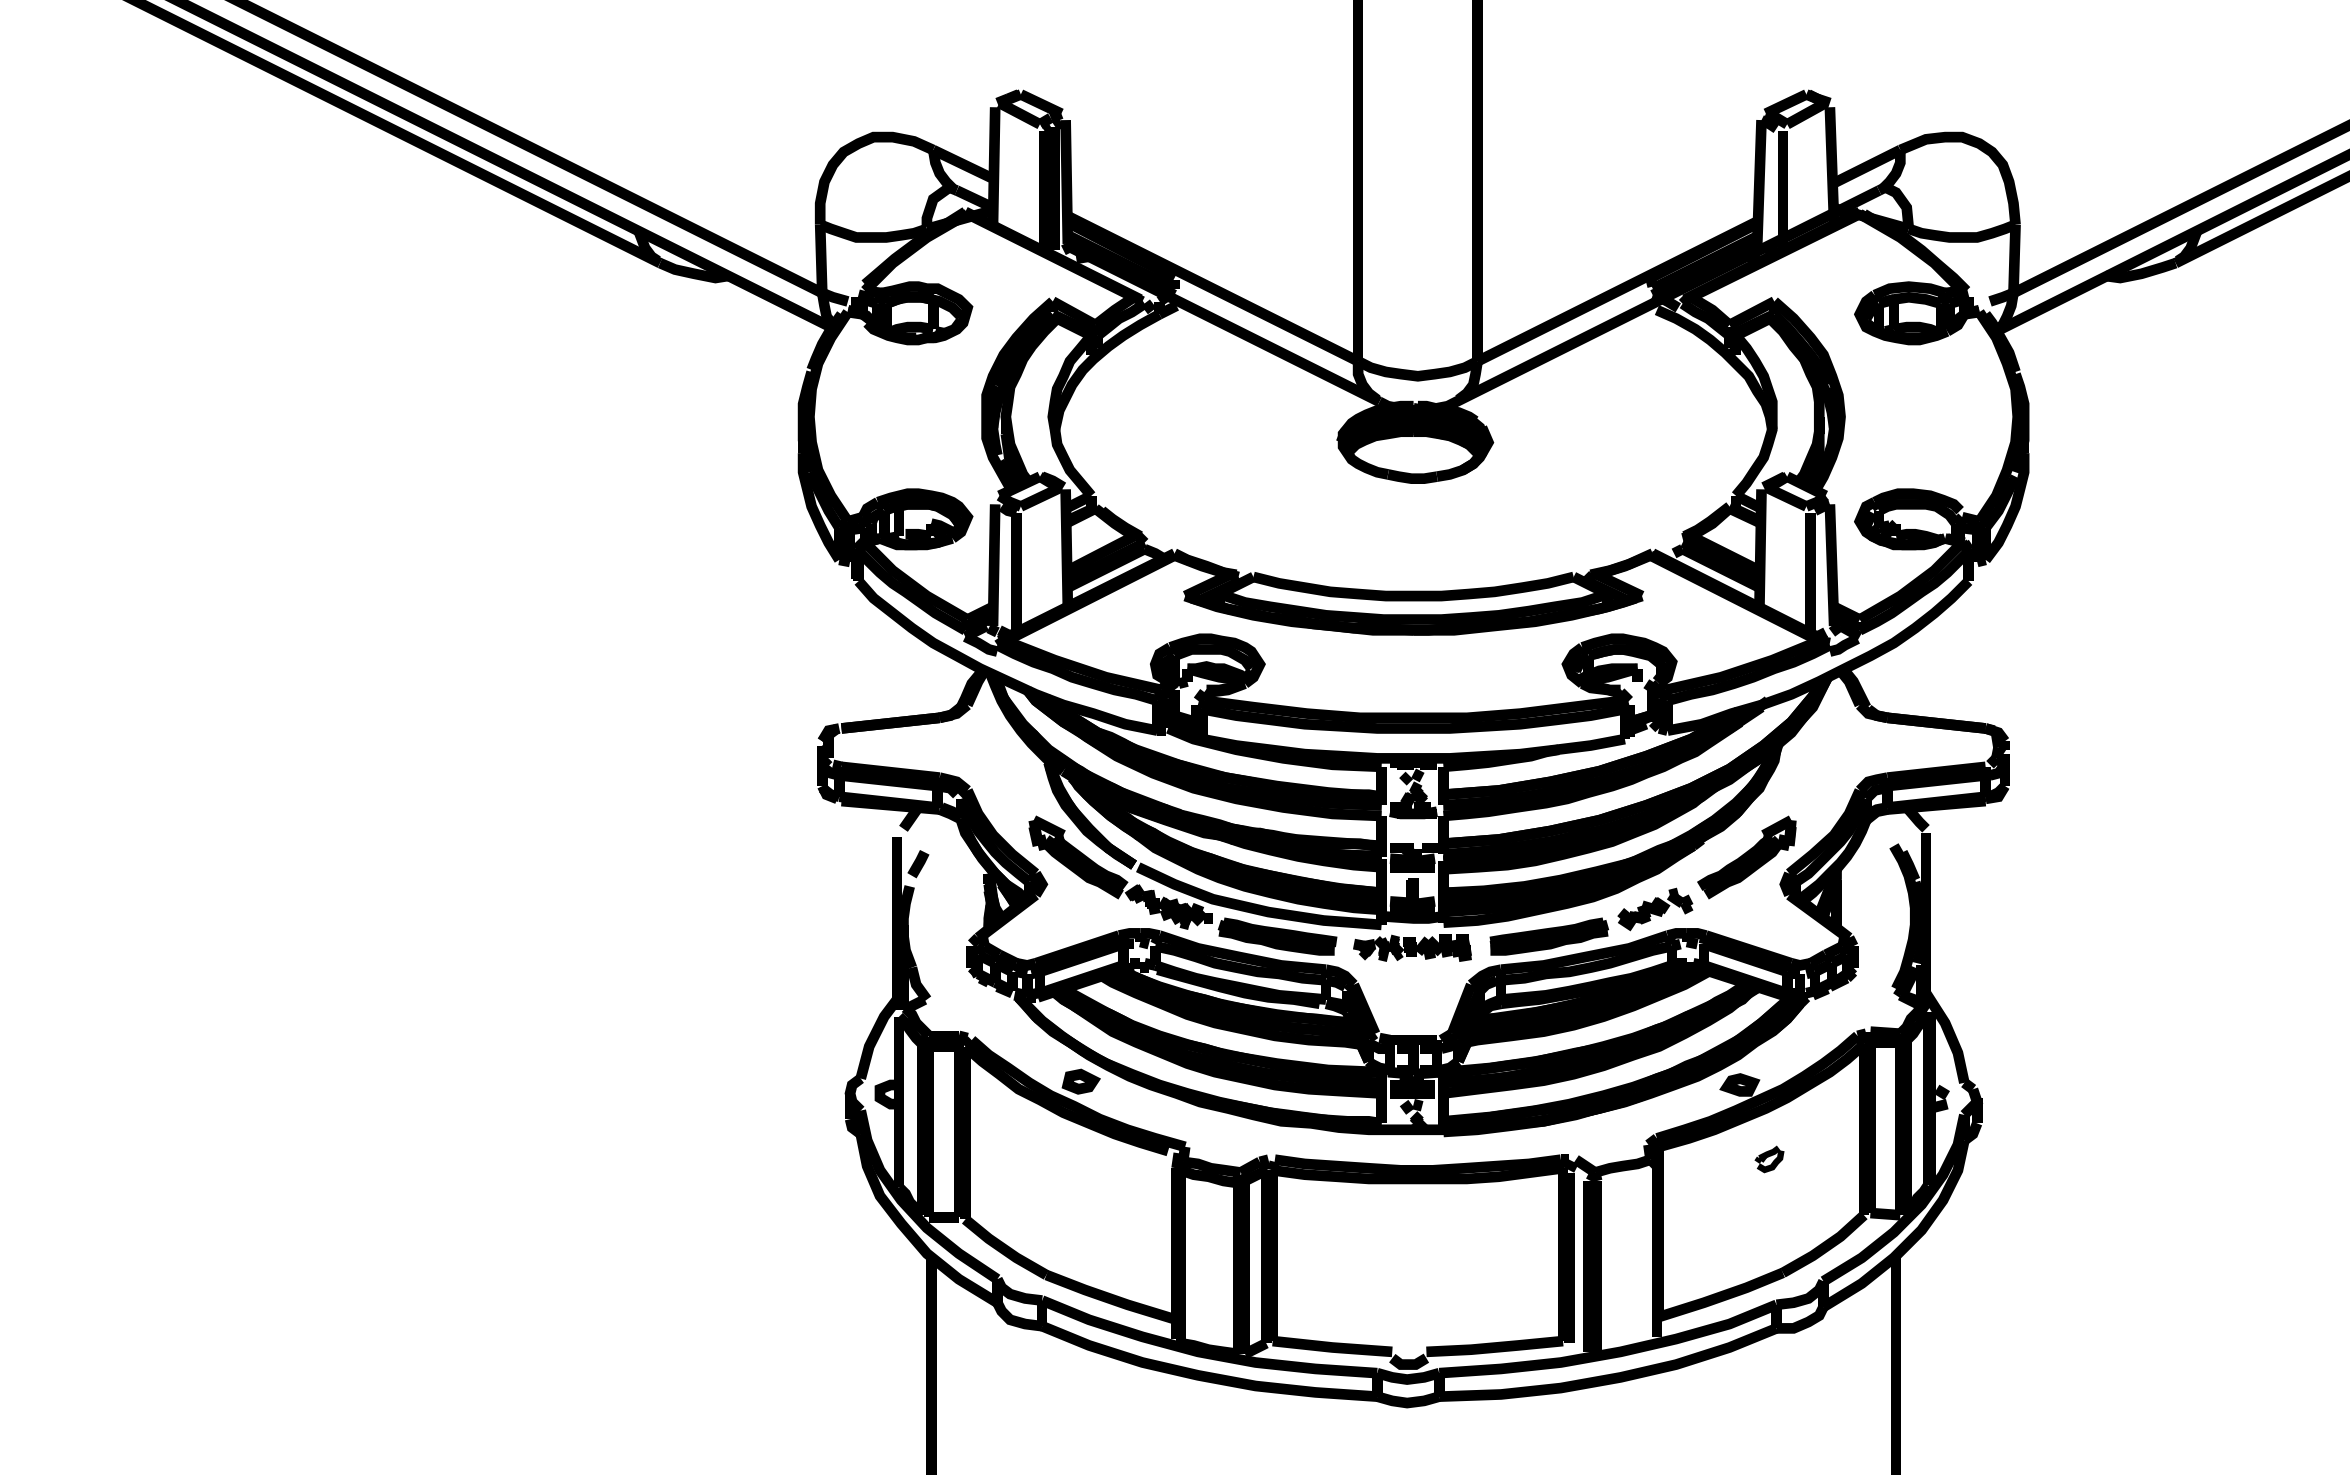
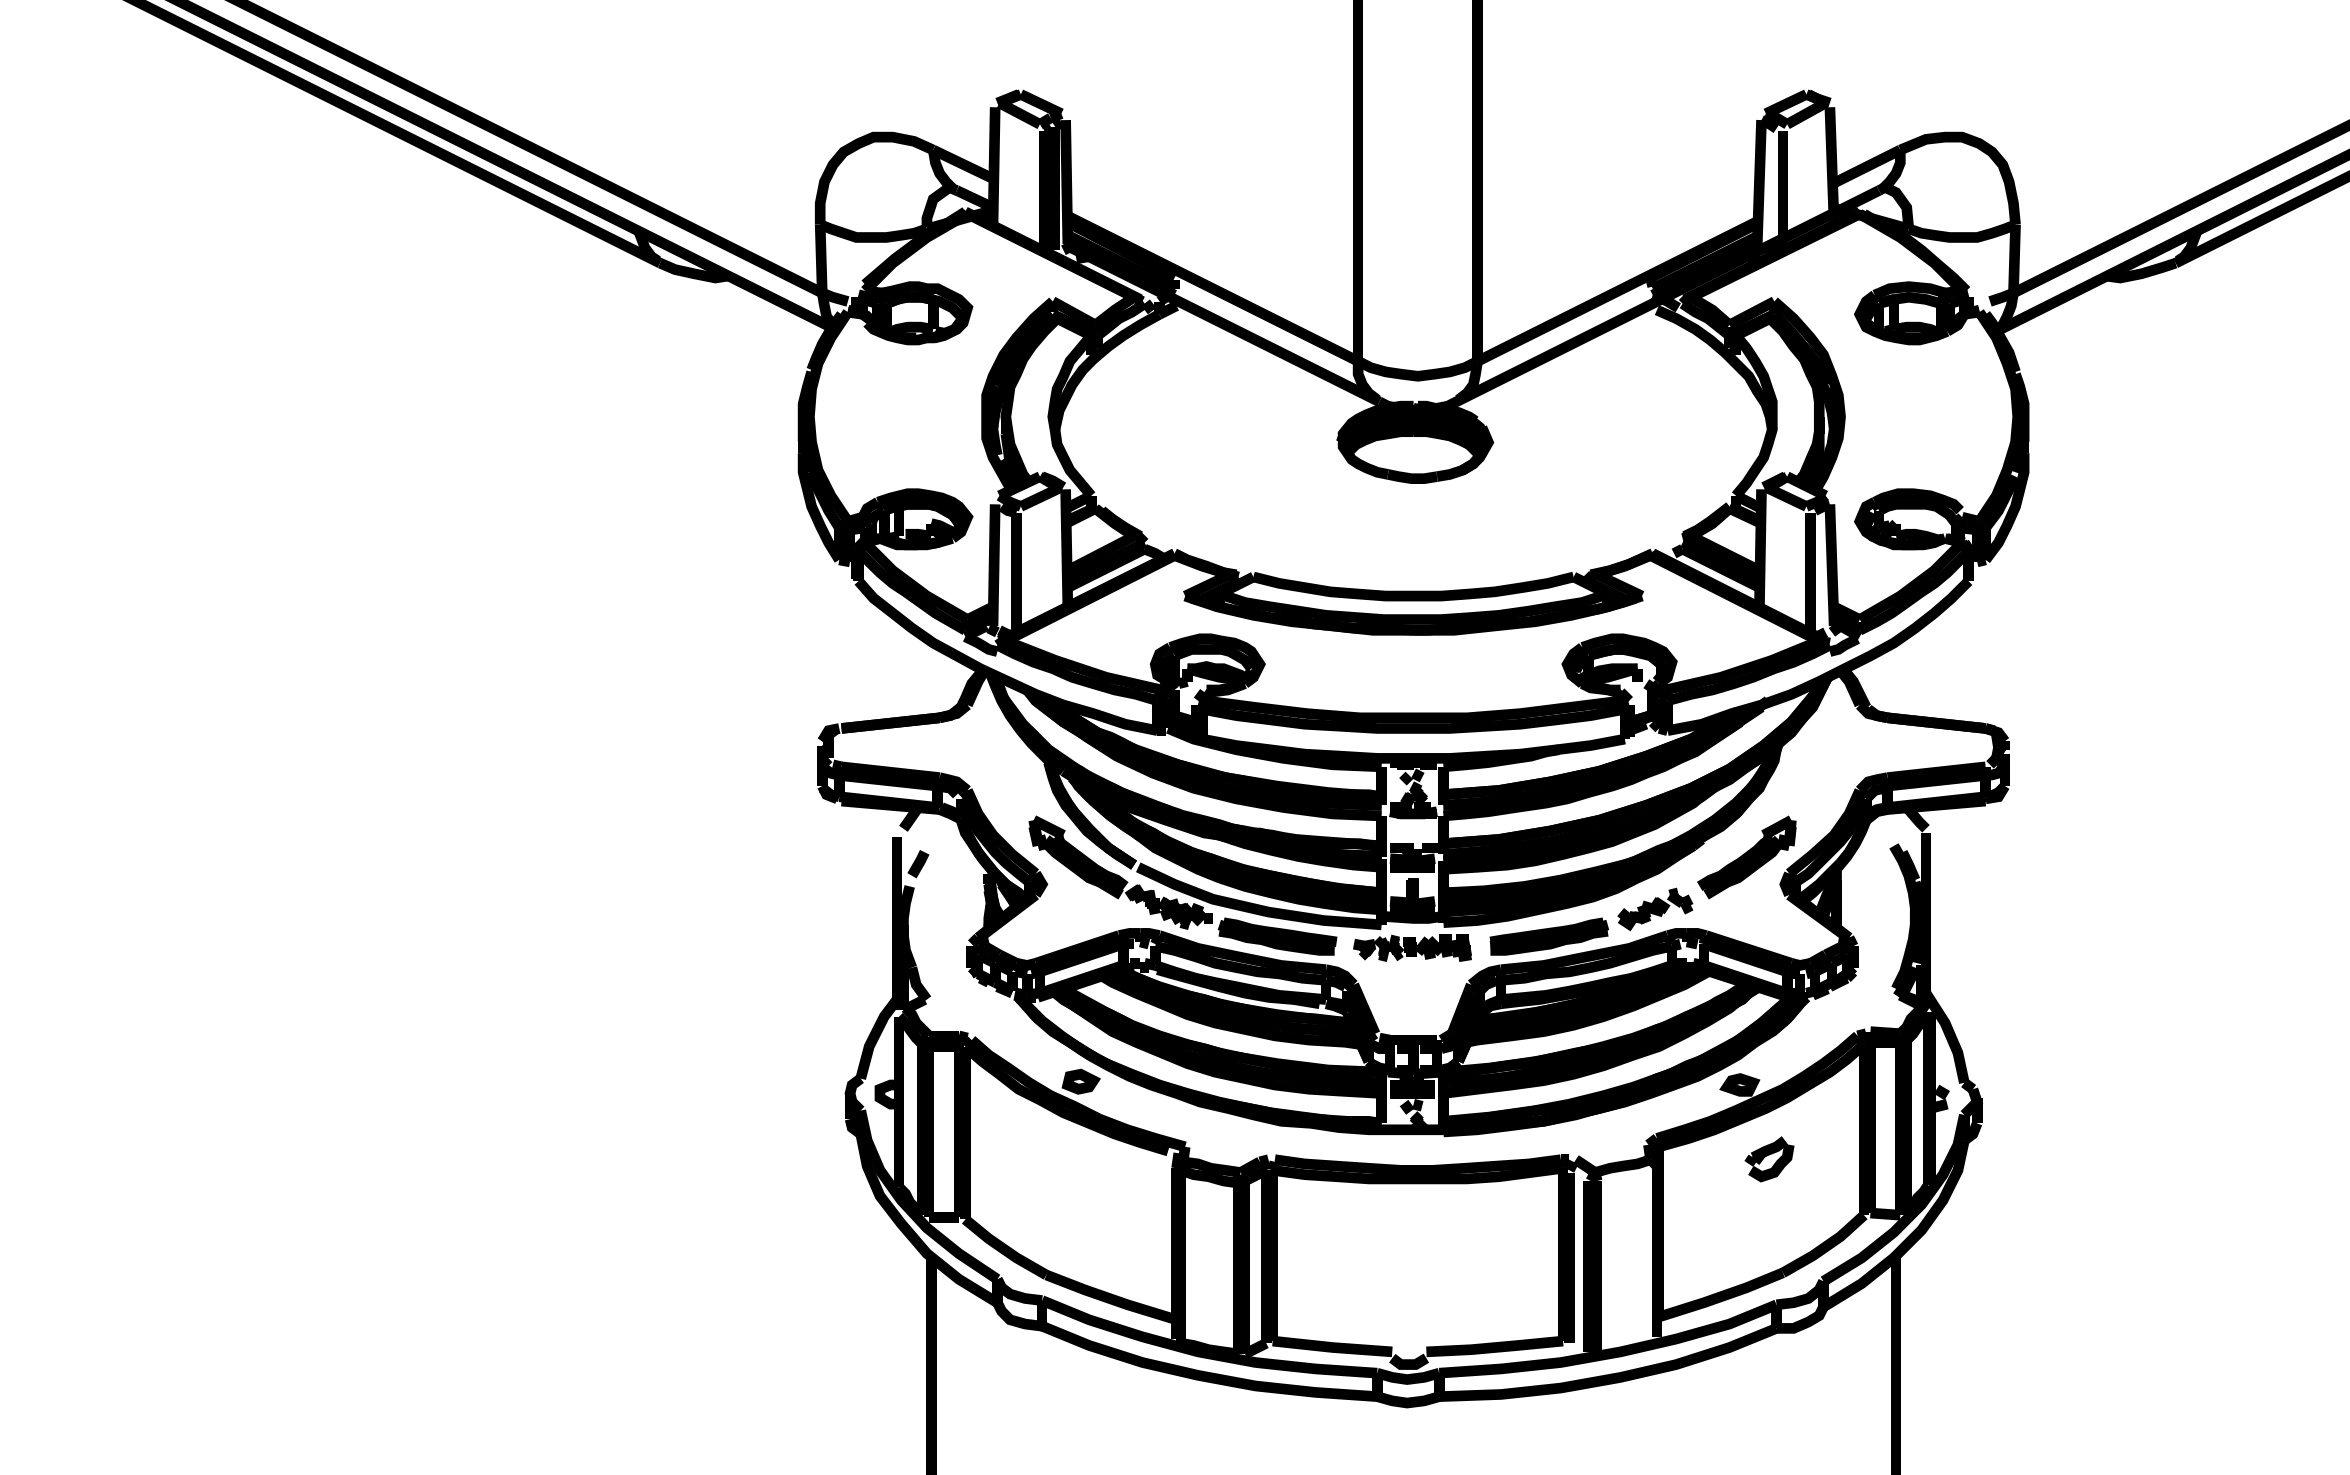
part size: 31x29 px -> 51x47 px (1769, 1159)
